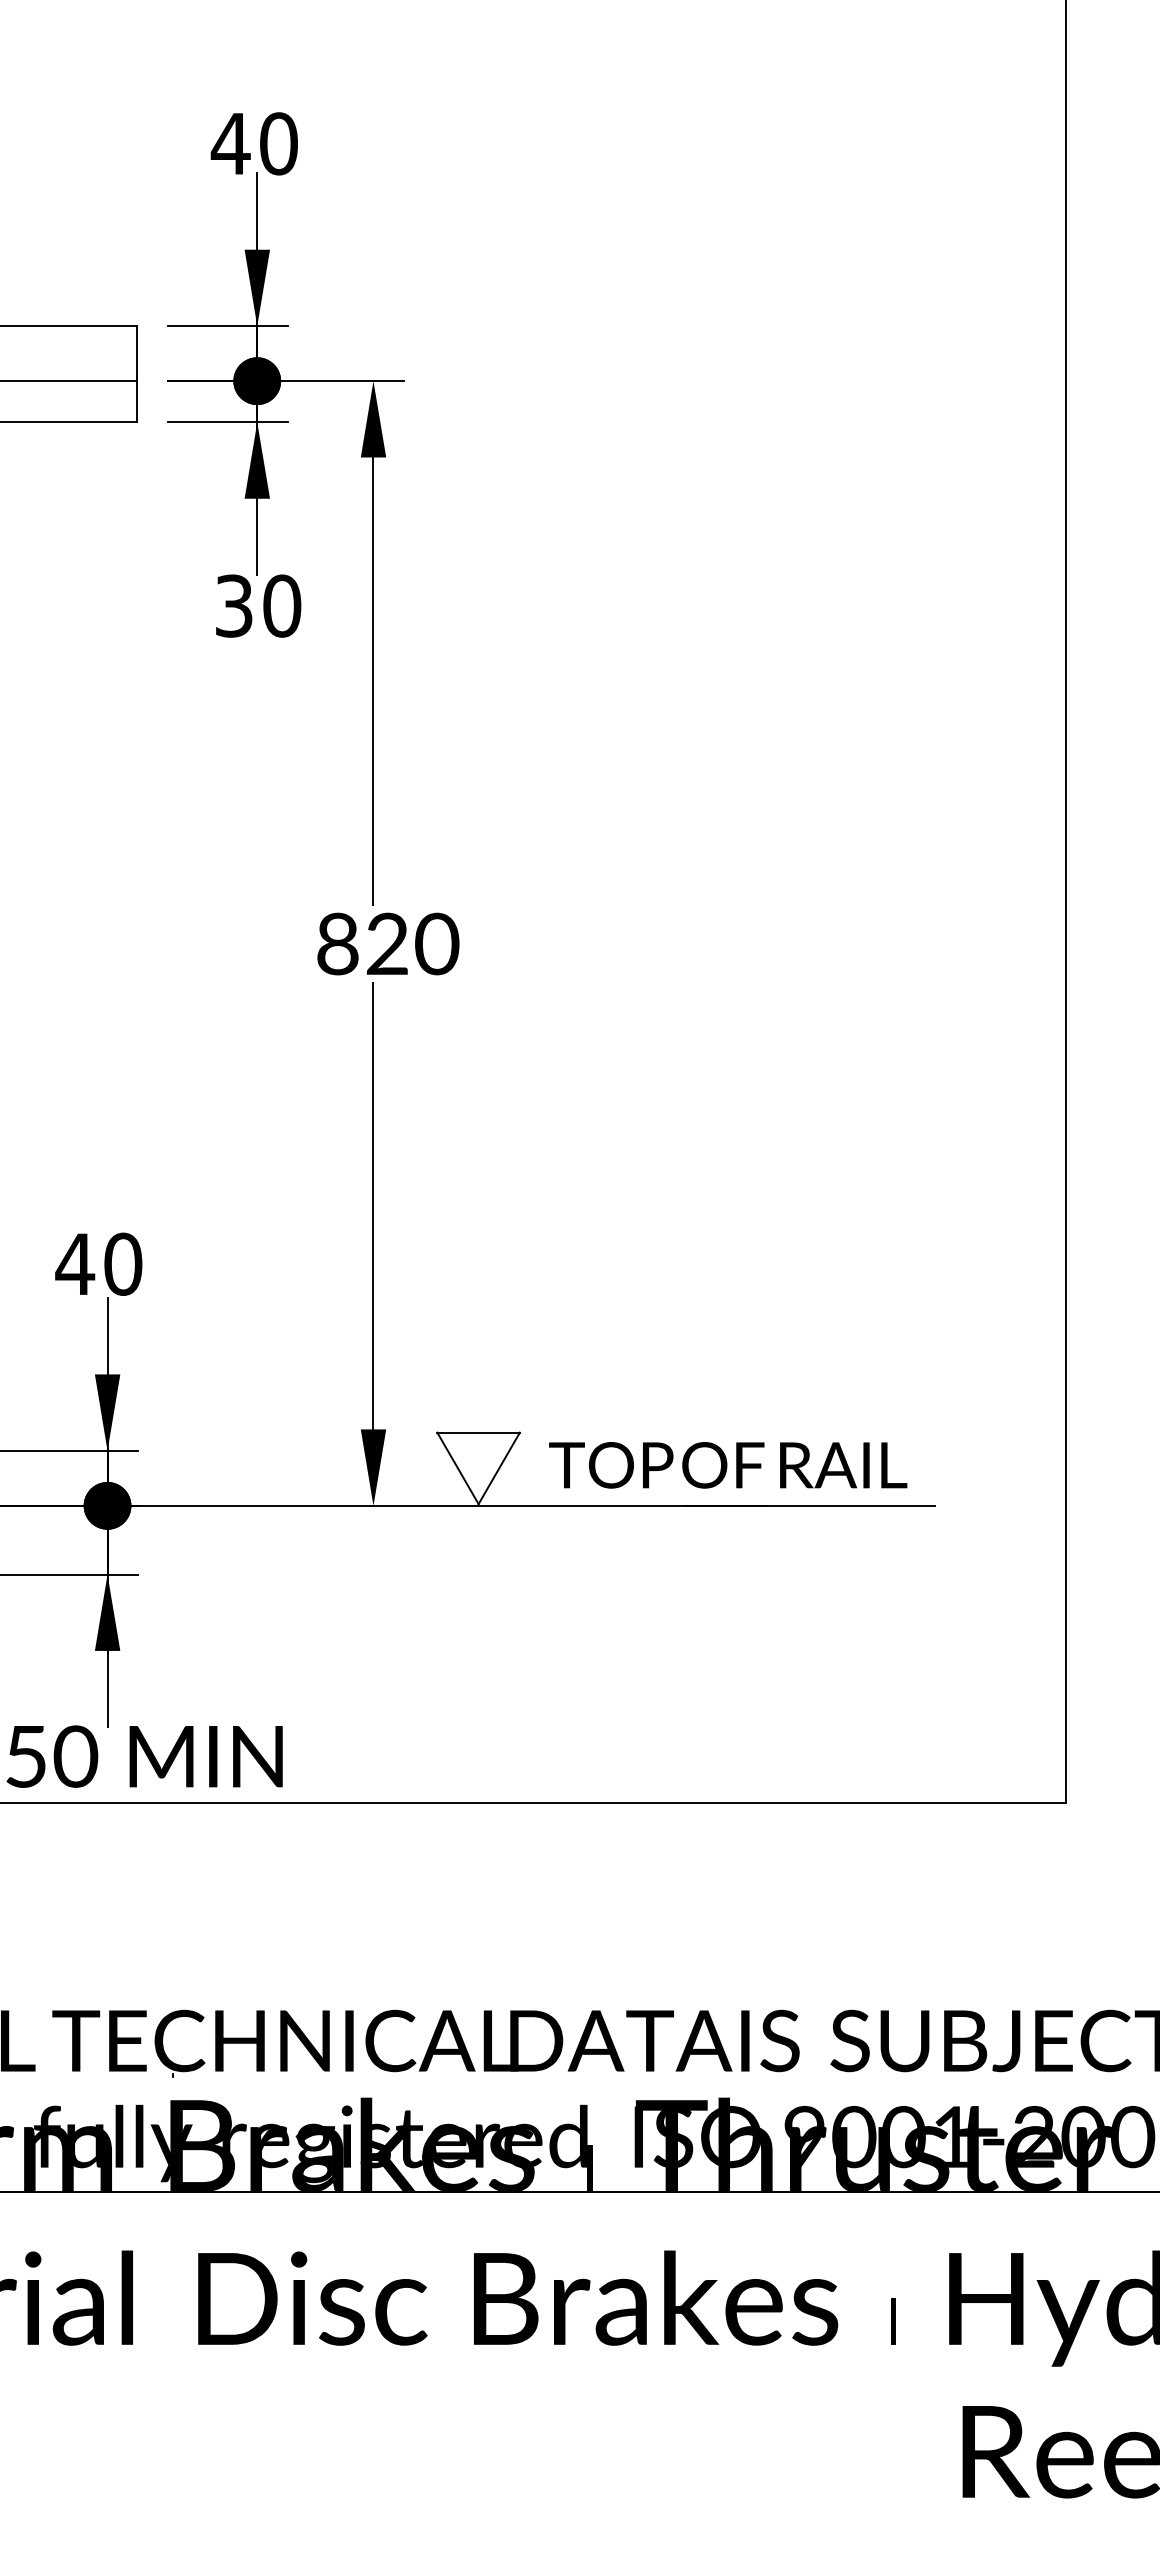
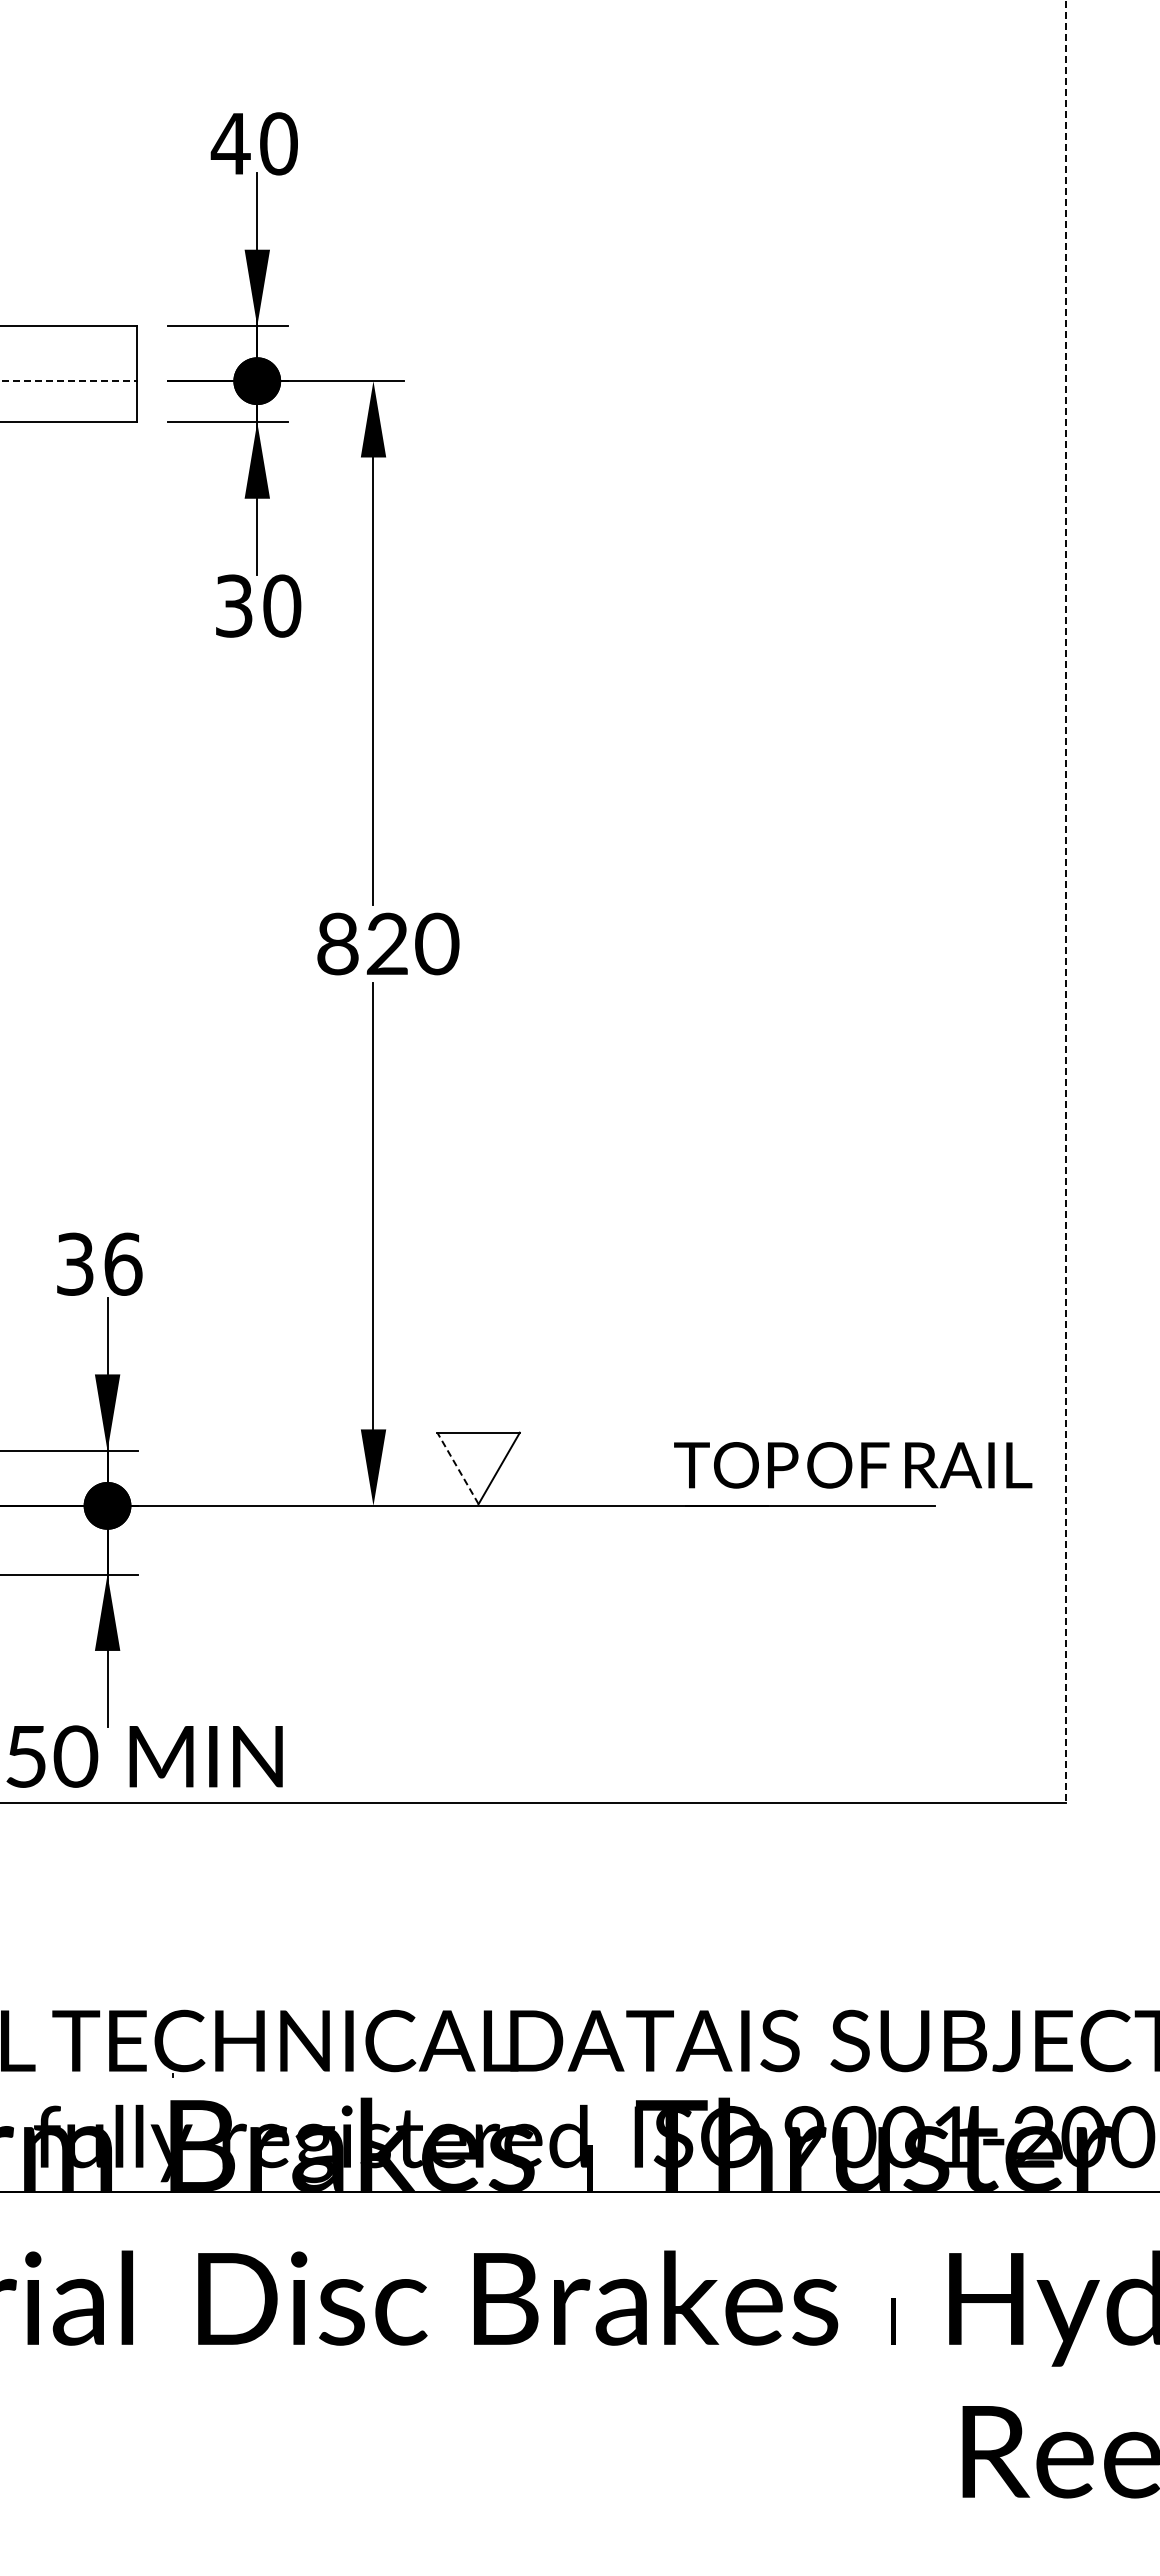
line: solid -> dashed (69, 381)
line: solid -> dashed (1065, 901)
text: 40 -> 36 (98, 1263)
text position: (728, 1465) -> (853, 1465) (853, 1465)
line: solid -> dashed (457, 1467)
